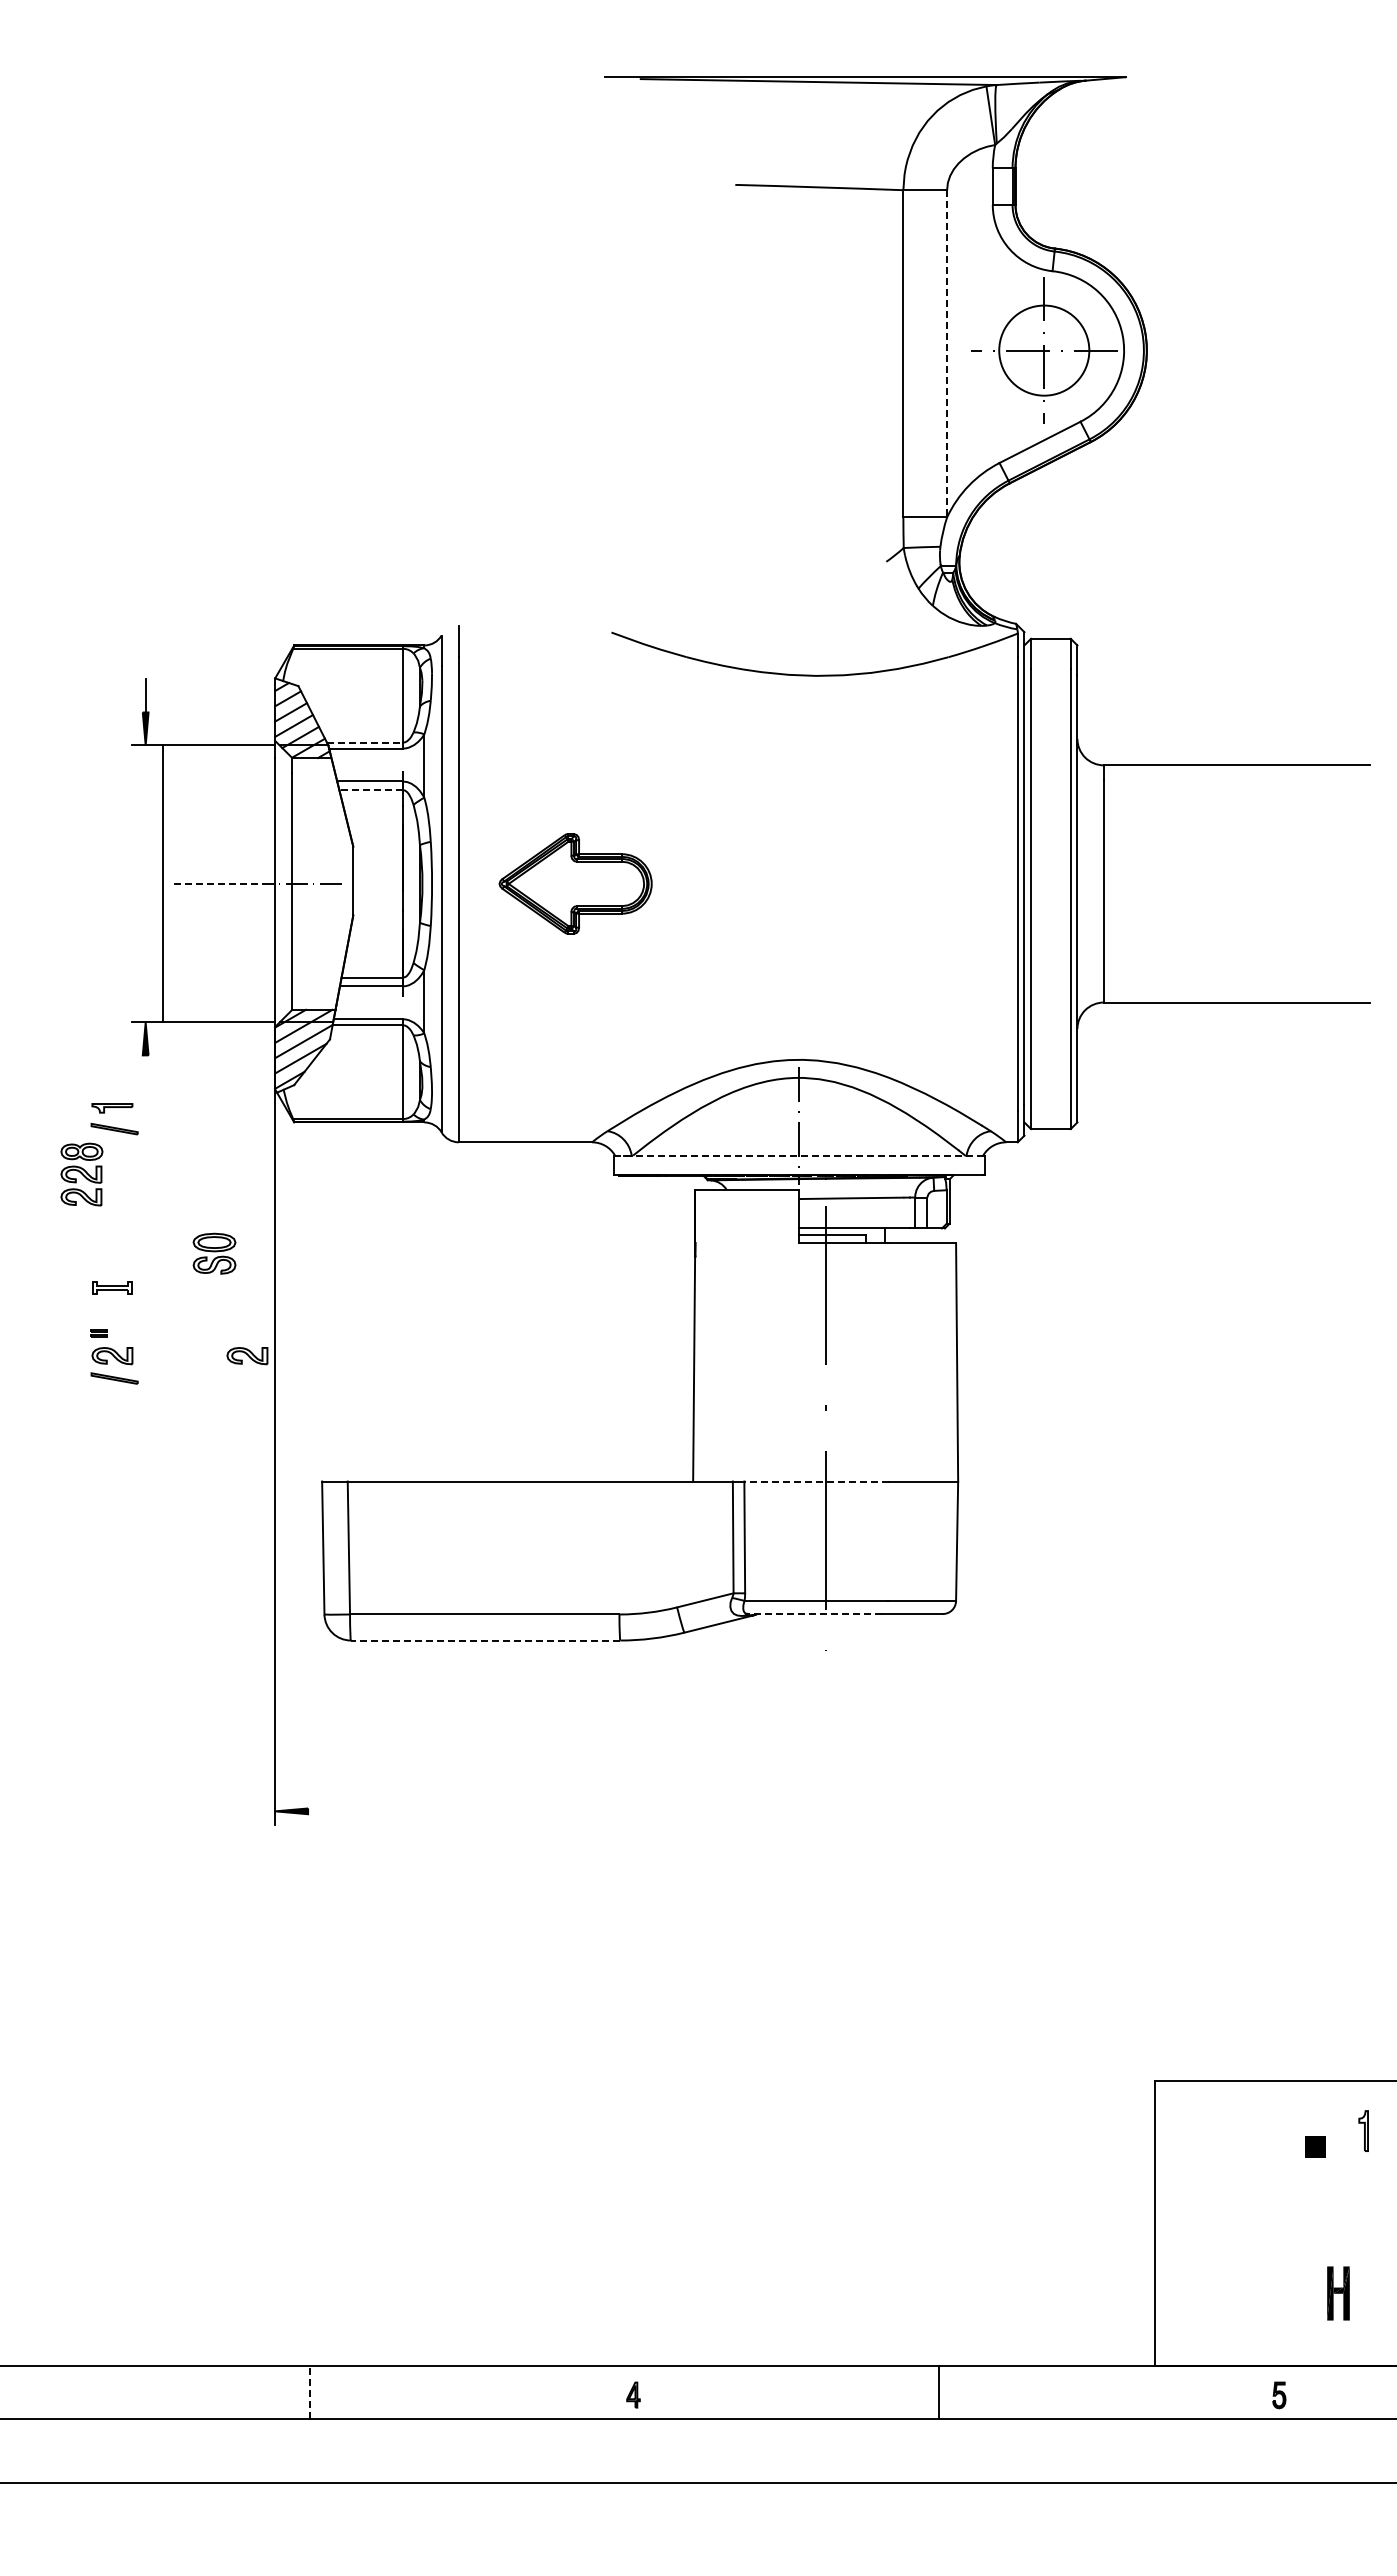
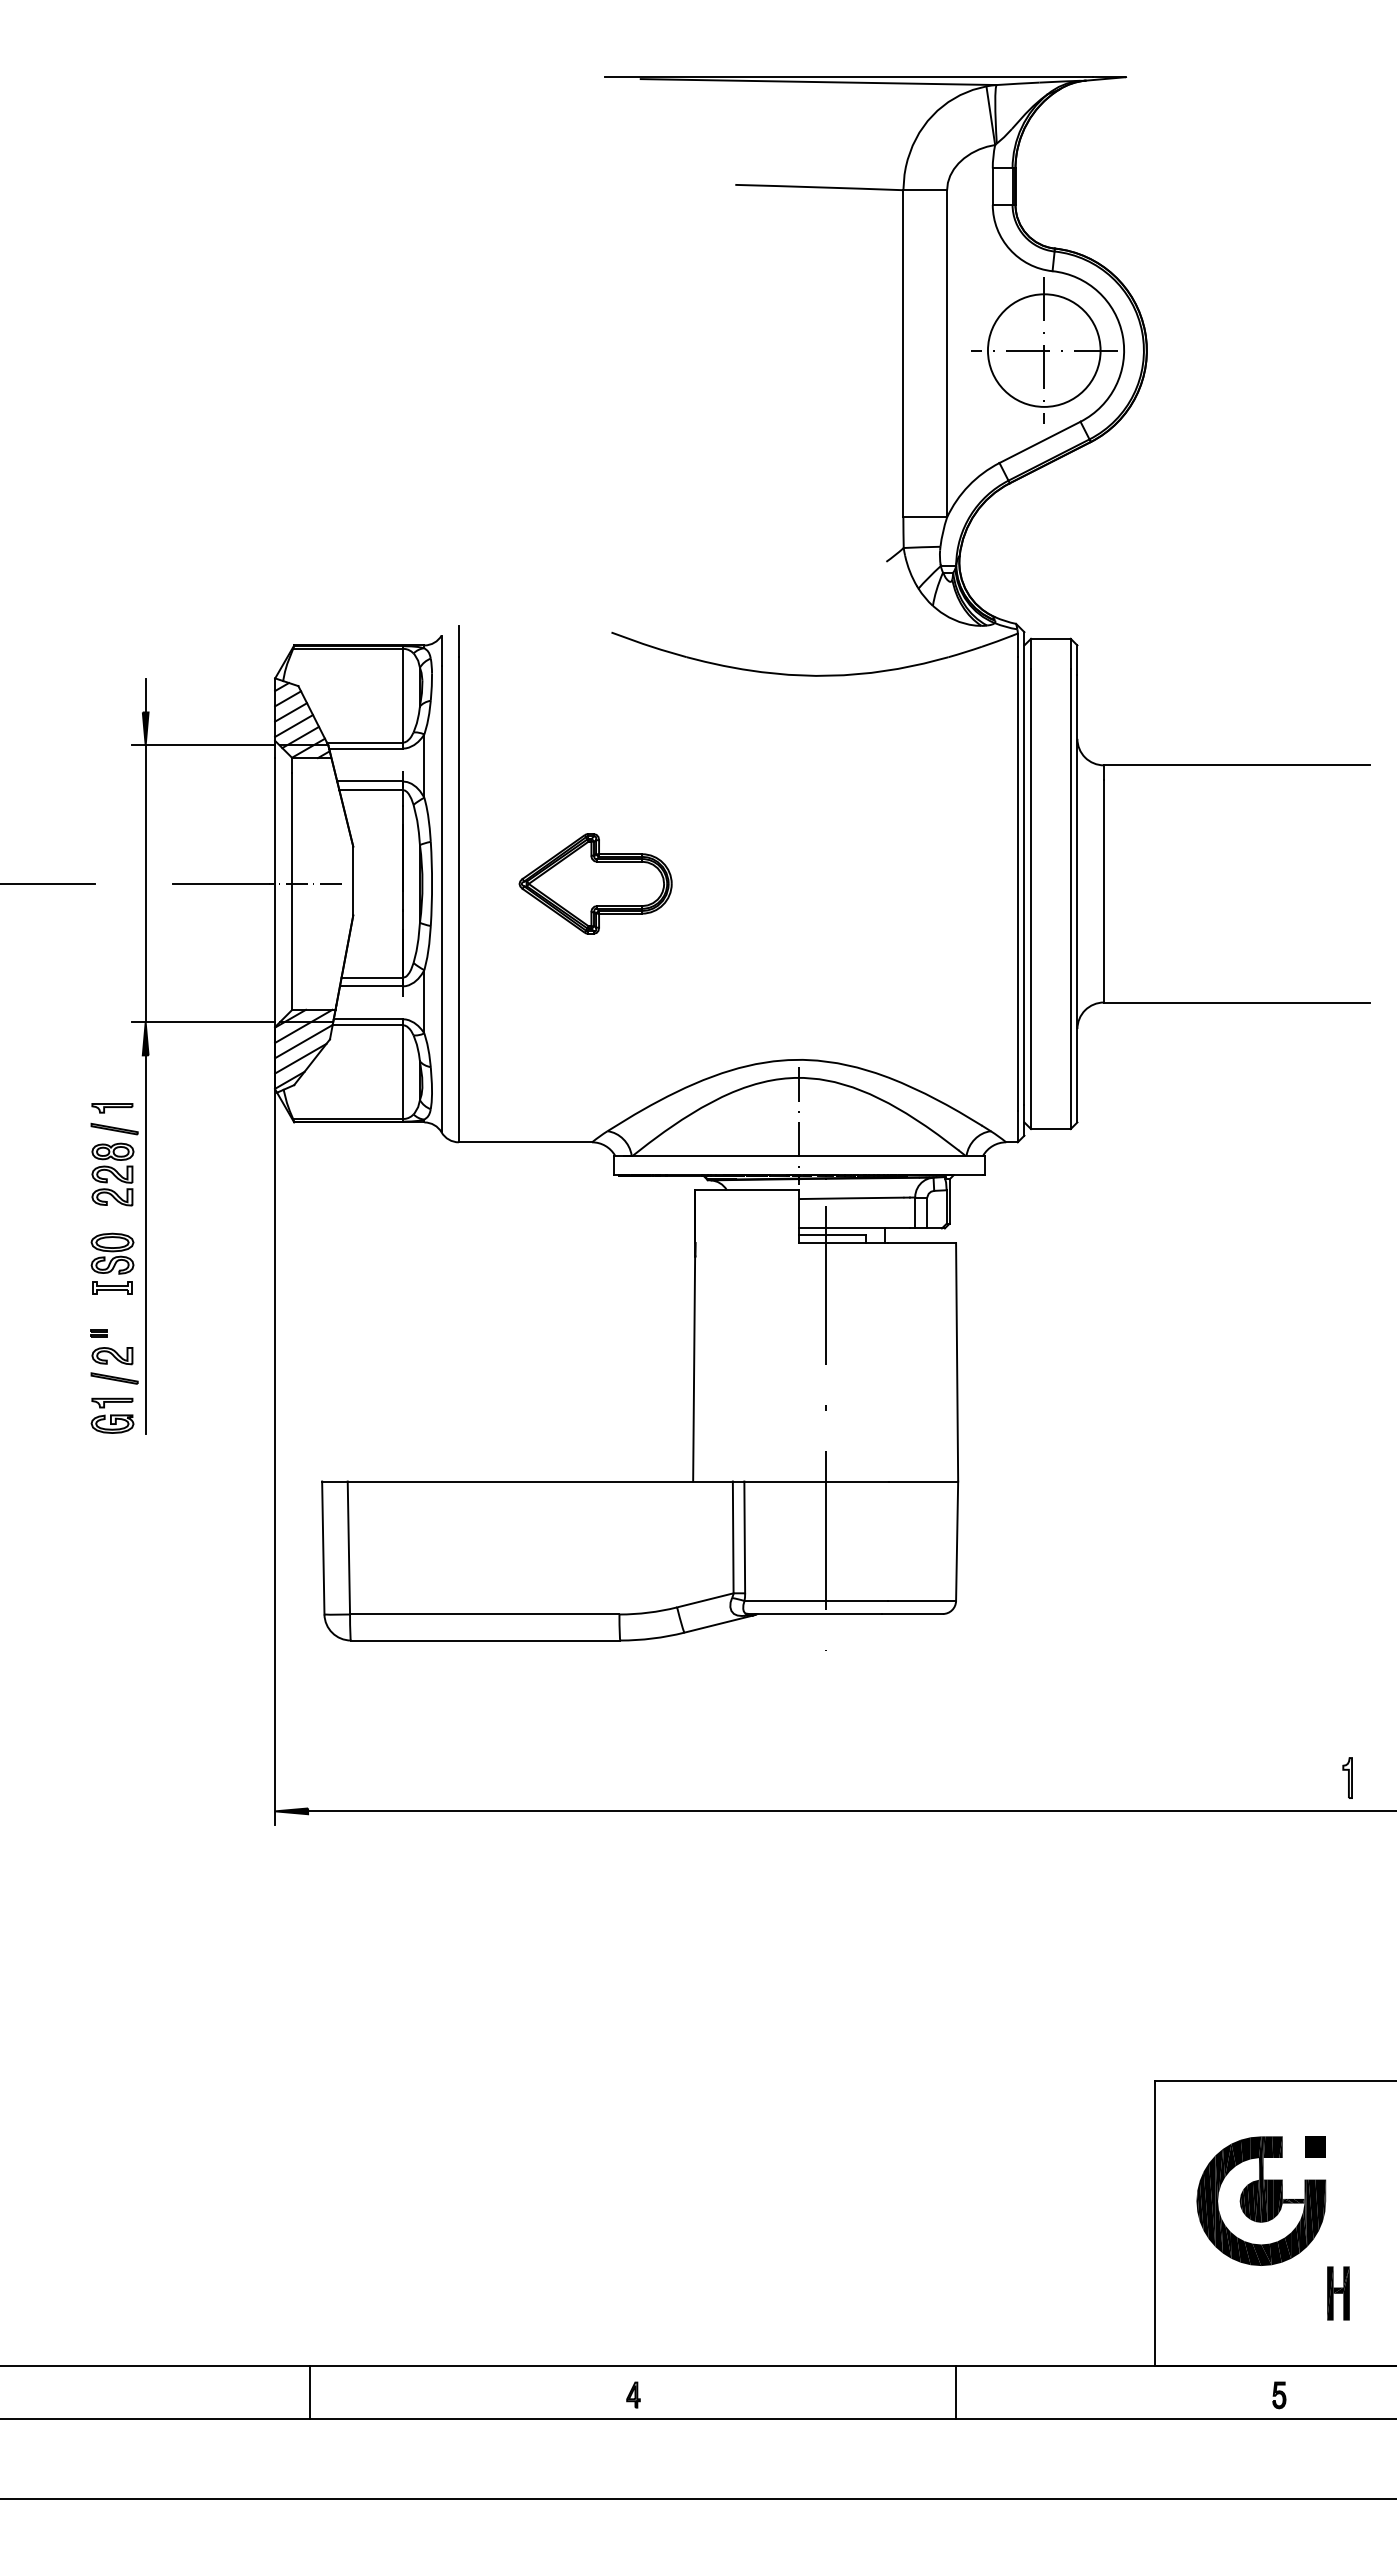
circle diameter: 90 px -> 113 px (1043, 350)
line: dashed -> solid (947, 353)
line: dashed -> solid (364, 742)
line: dashed -> solid (371, 790)
line: none -> present (48, 883)
line position: (162, 883) -> (145, 883) (145, 883)
line: dashed -> solid (221, 883)
part position: (575, 883) -> (595, 883) (595, 883)
line: dashed -> solid (798, 1155)
part position: (81, 1174) -> (112, 1174) (112, 1174)
line: none -> present (145, 1244)
part position: (214, 1253) -> (112, 1253) (112, 1253)
part: present -> none (247, 1356)
part: none -> present (112, 1415)
line: dashed -> solid (816, 1481)
line: dashed -> solid (814, 1614)
line: dashed -> solid (485, 1640)
line: none -> present (850, 1811)
part position: (1363, 2130) -> (1347, 1777) (1347, 1777)
part: none -> present (1261, 2200)
line: dashed -> solid (310, 2392)
line position: (939, 2392) -> (956, 2392) (956, 2392)
line position: (697, 2482) -> (697, 2498) (697, 2498)
